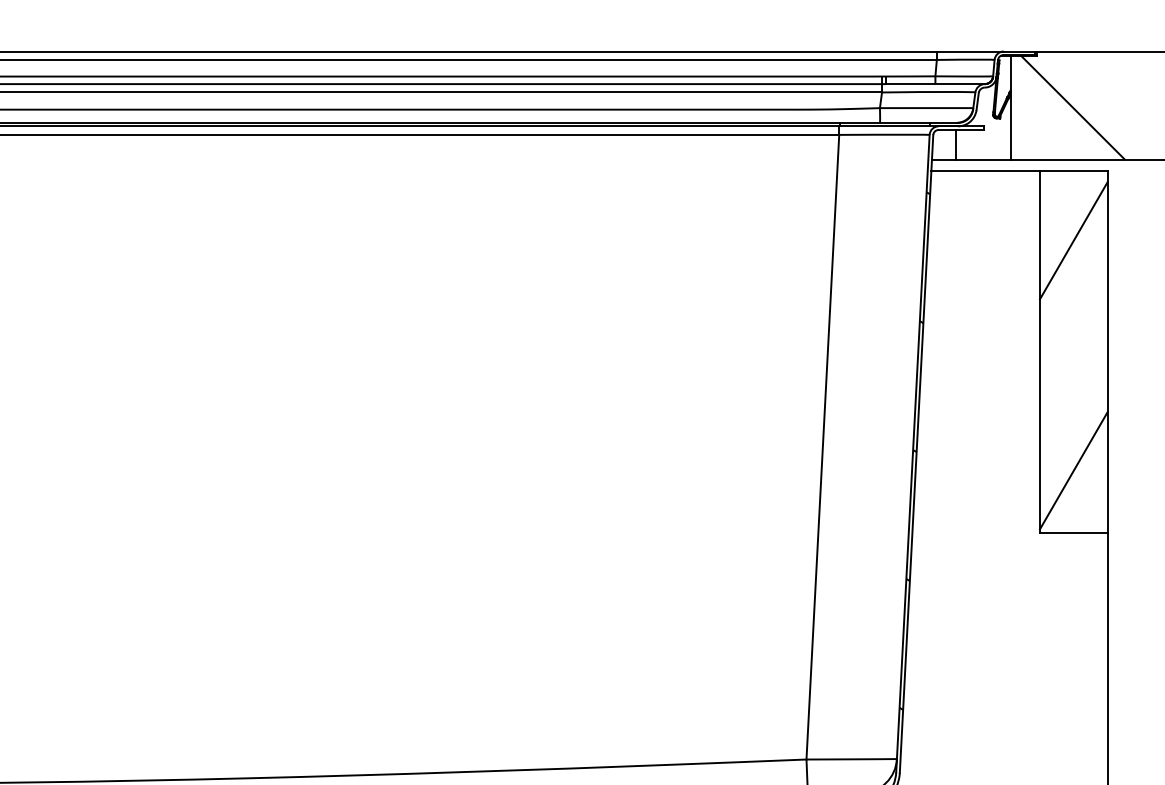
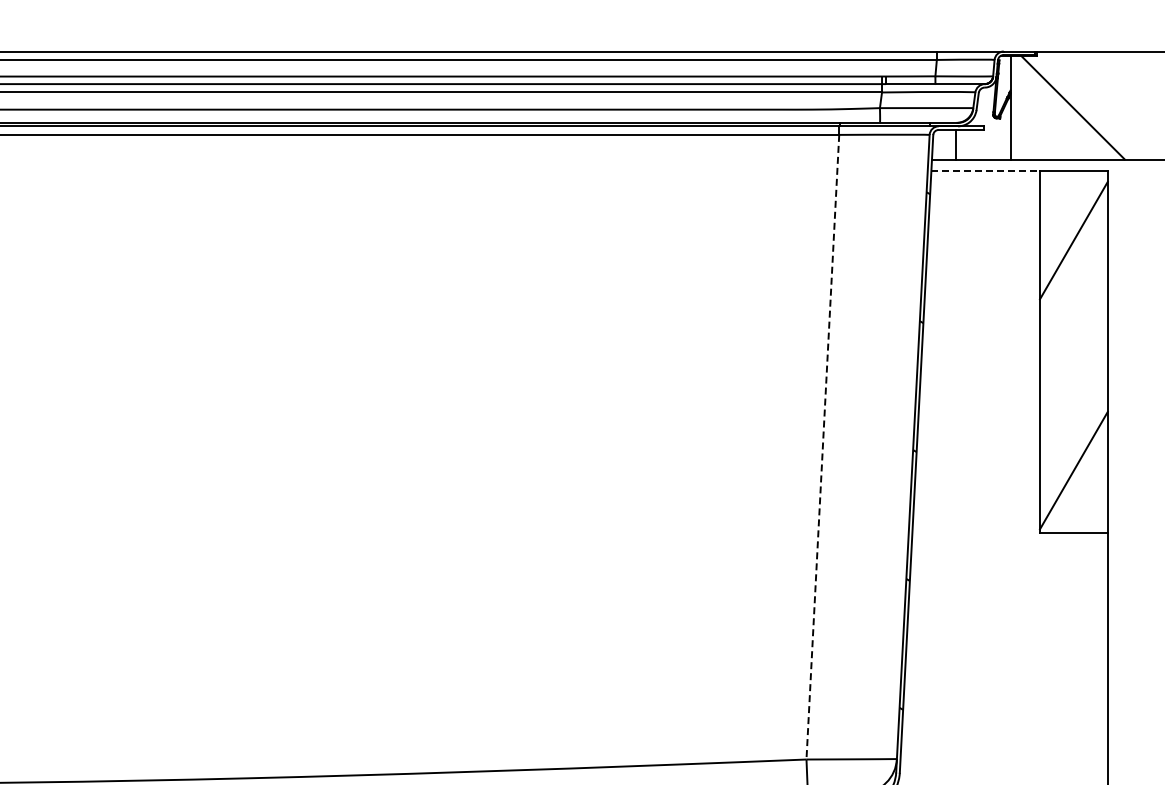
line: solid -> dashed (985, 171)
line: solid -> dashed (822, 447)
